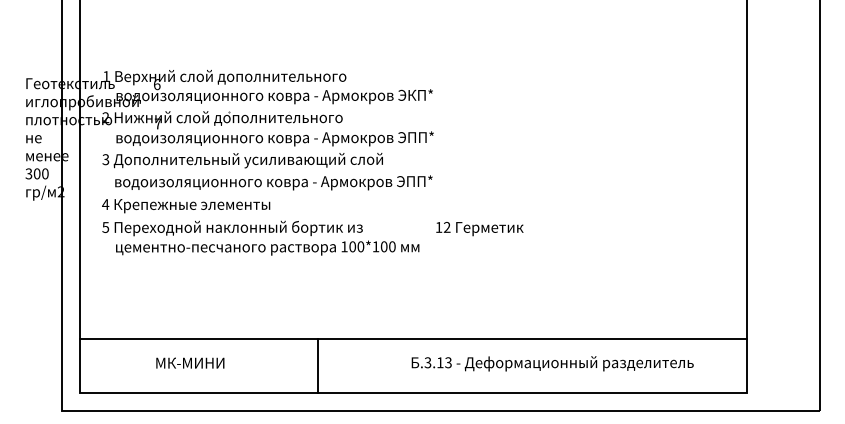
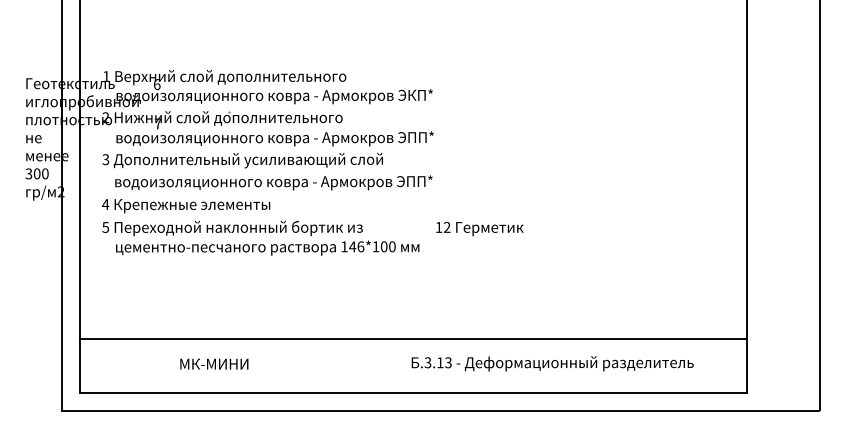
text: 100*100 -> 146*100 (356, 246)
text position: (190, 362) -> (214, 363) (214, 363)
line: present -> none (318, 365)
